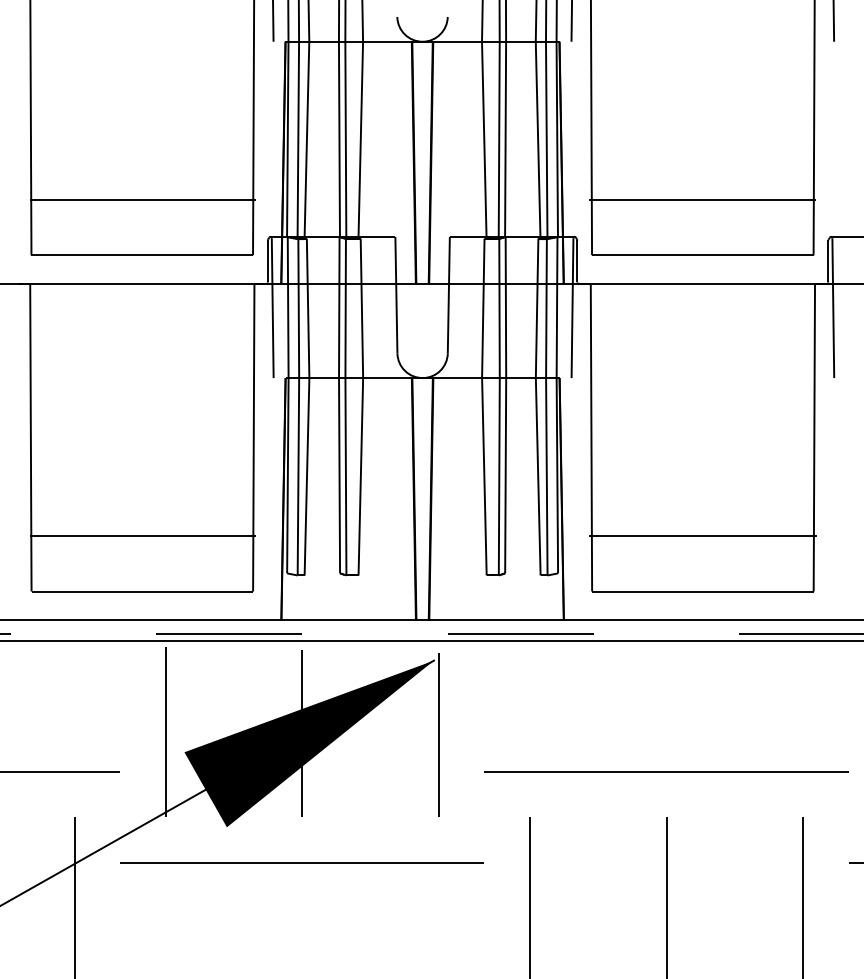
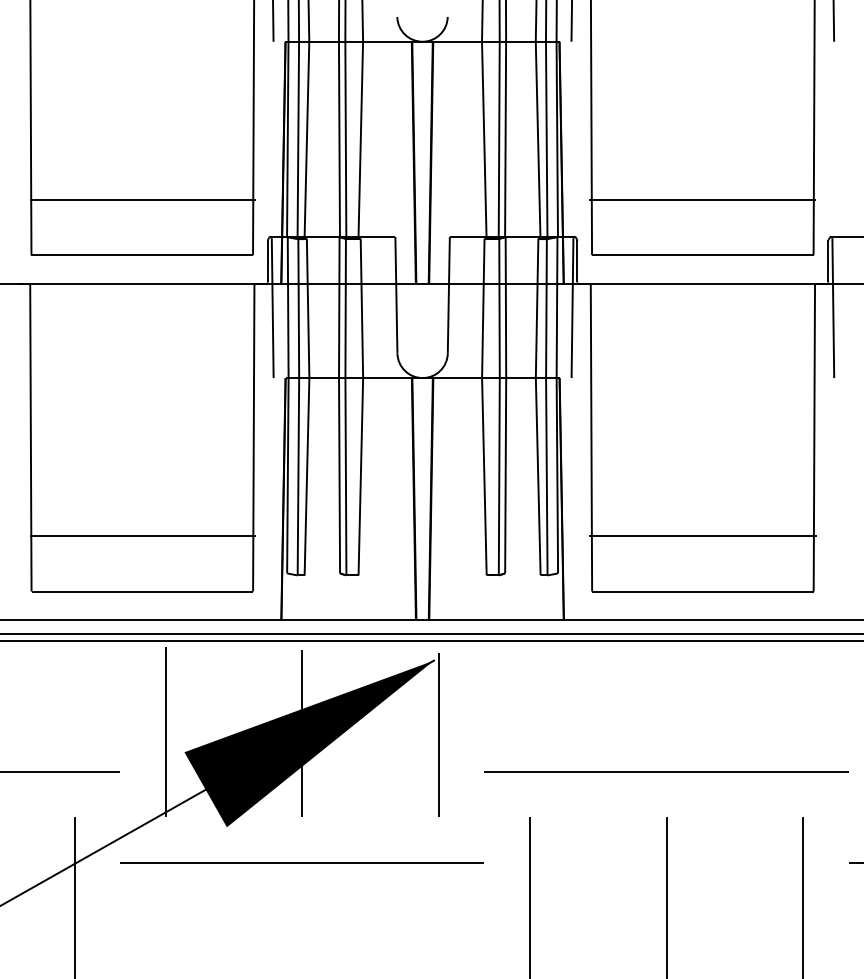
line: dashed -> solid (432, 633)
